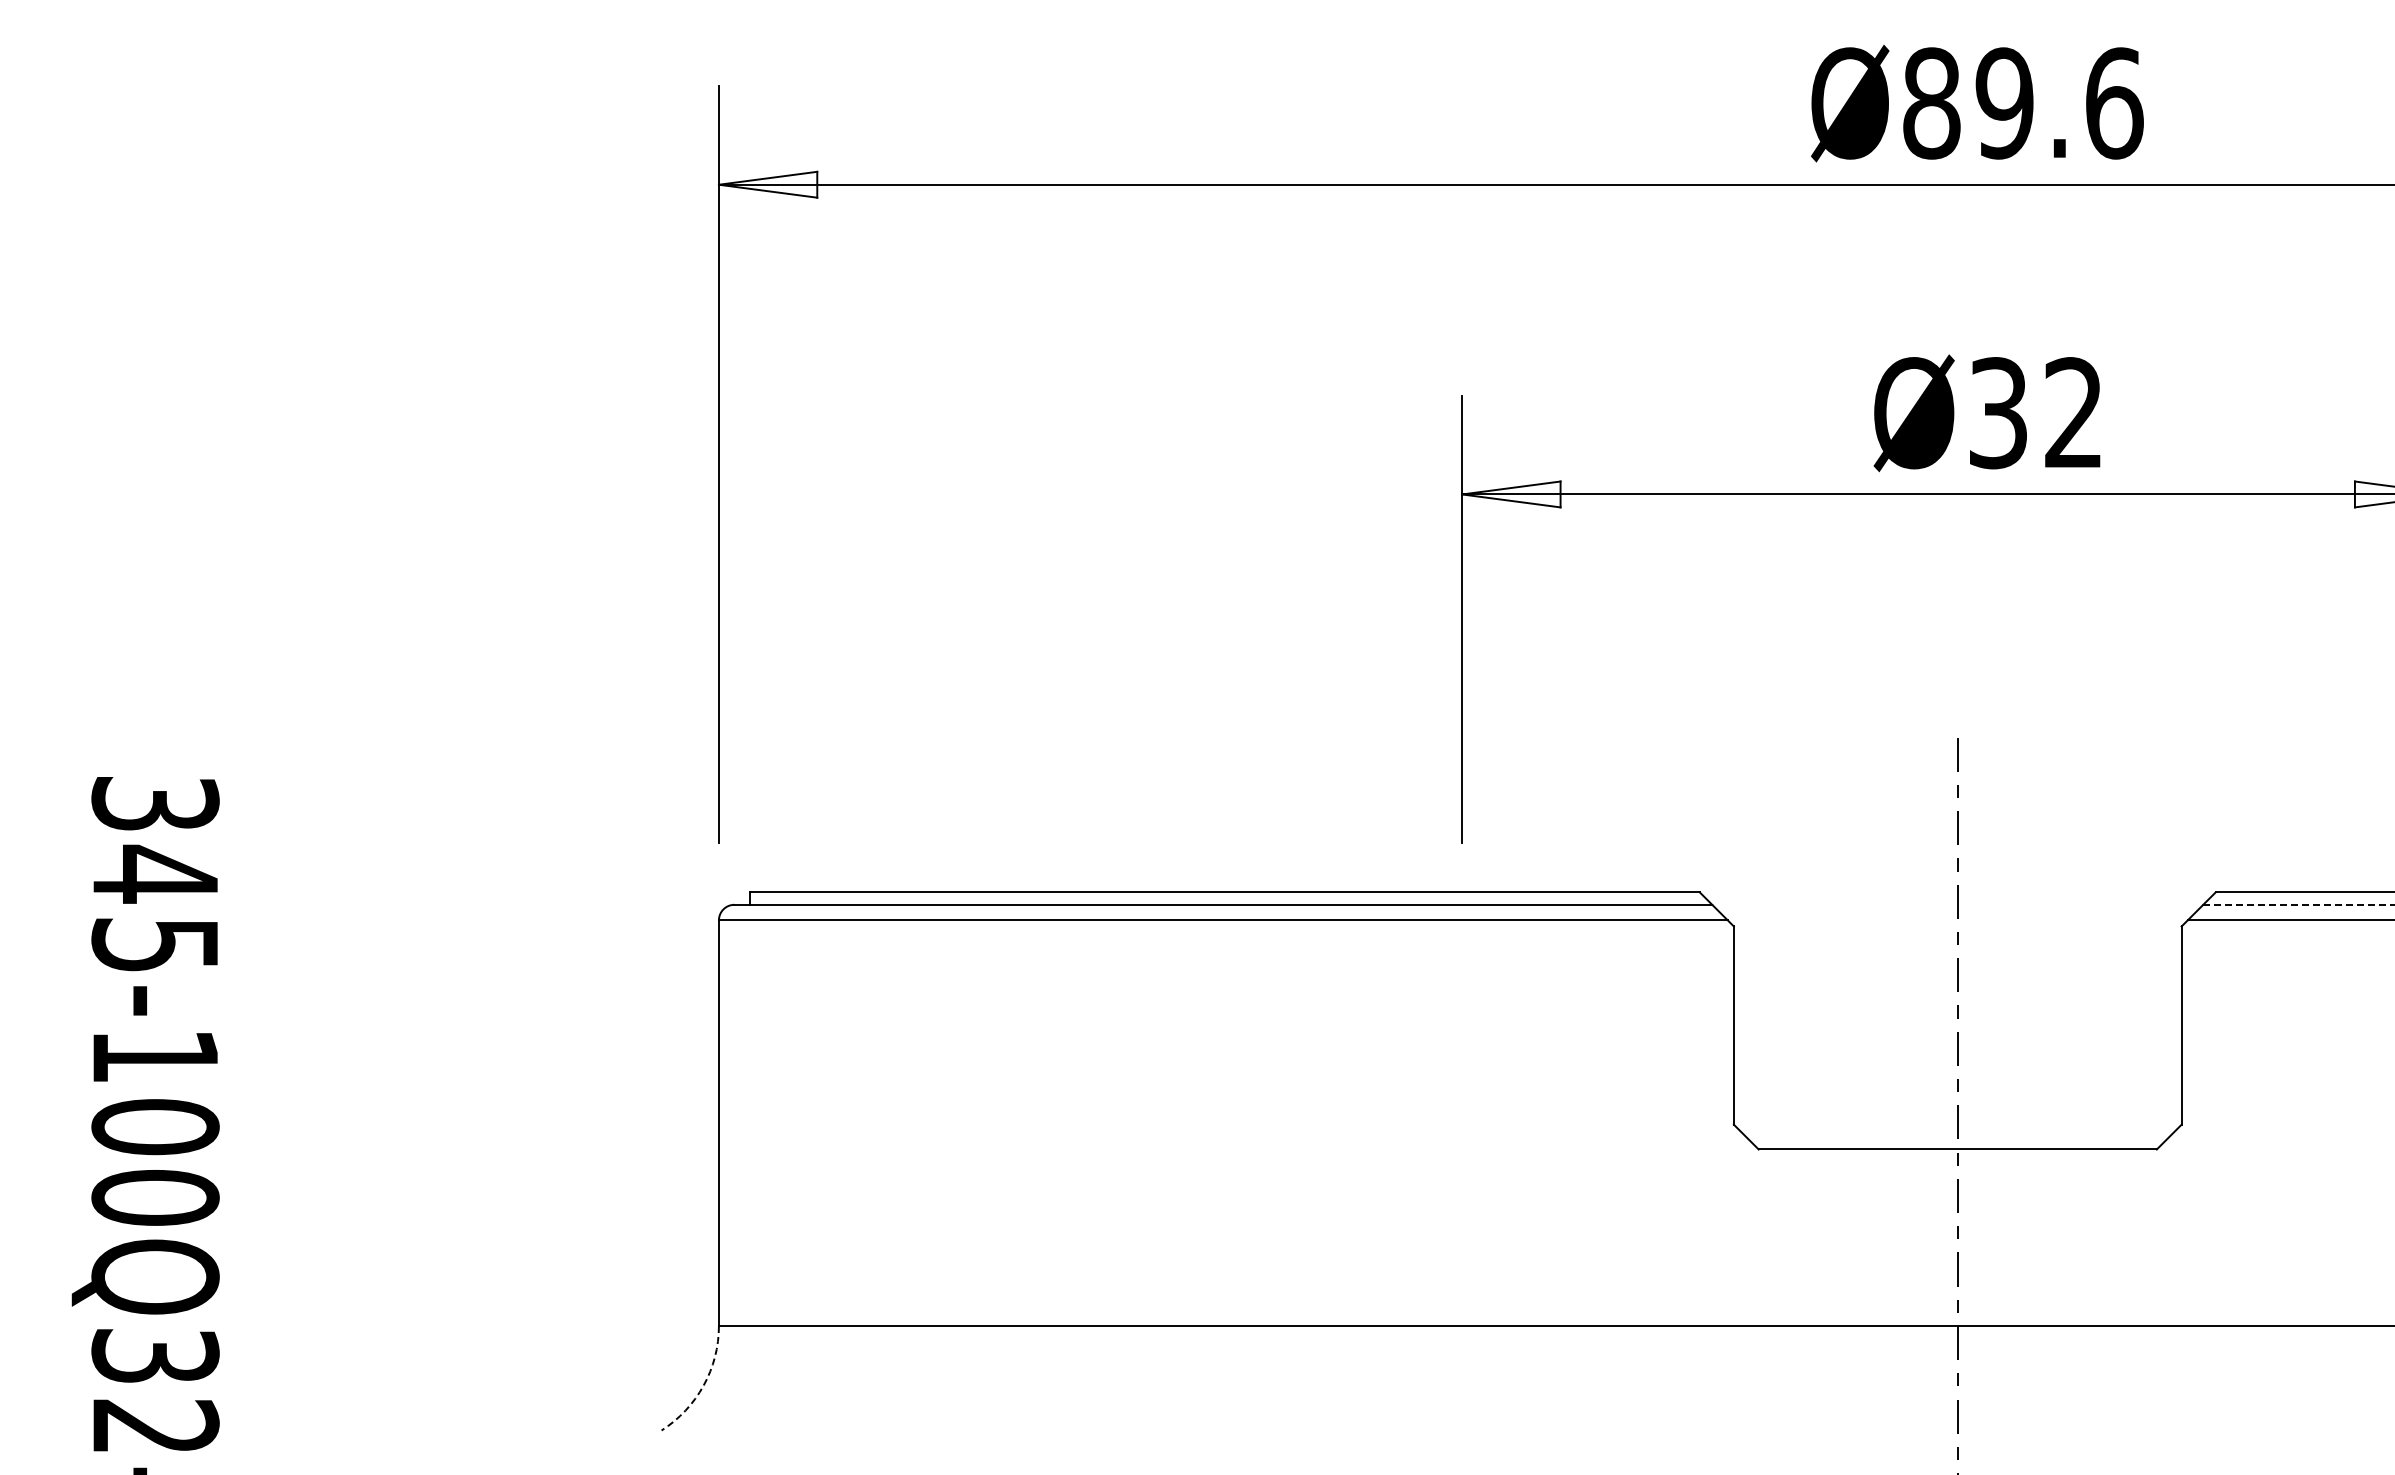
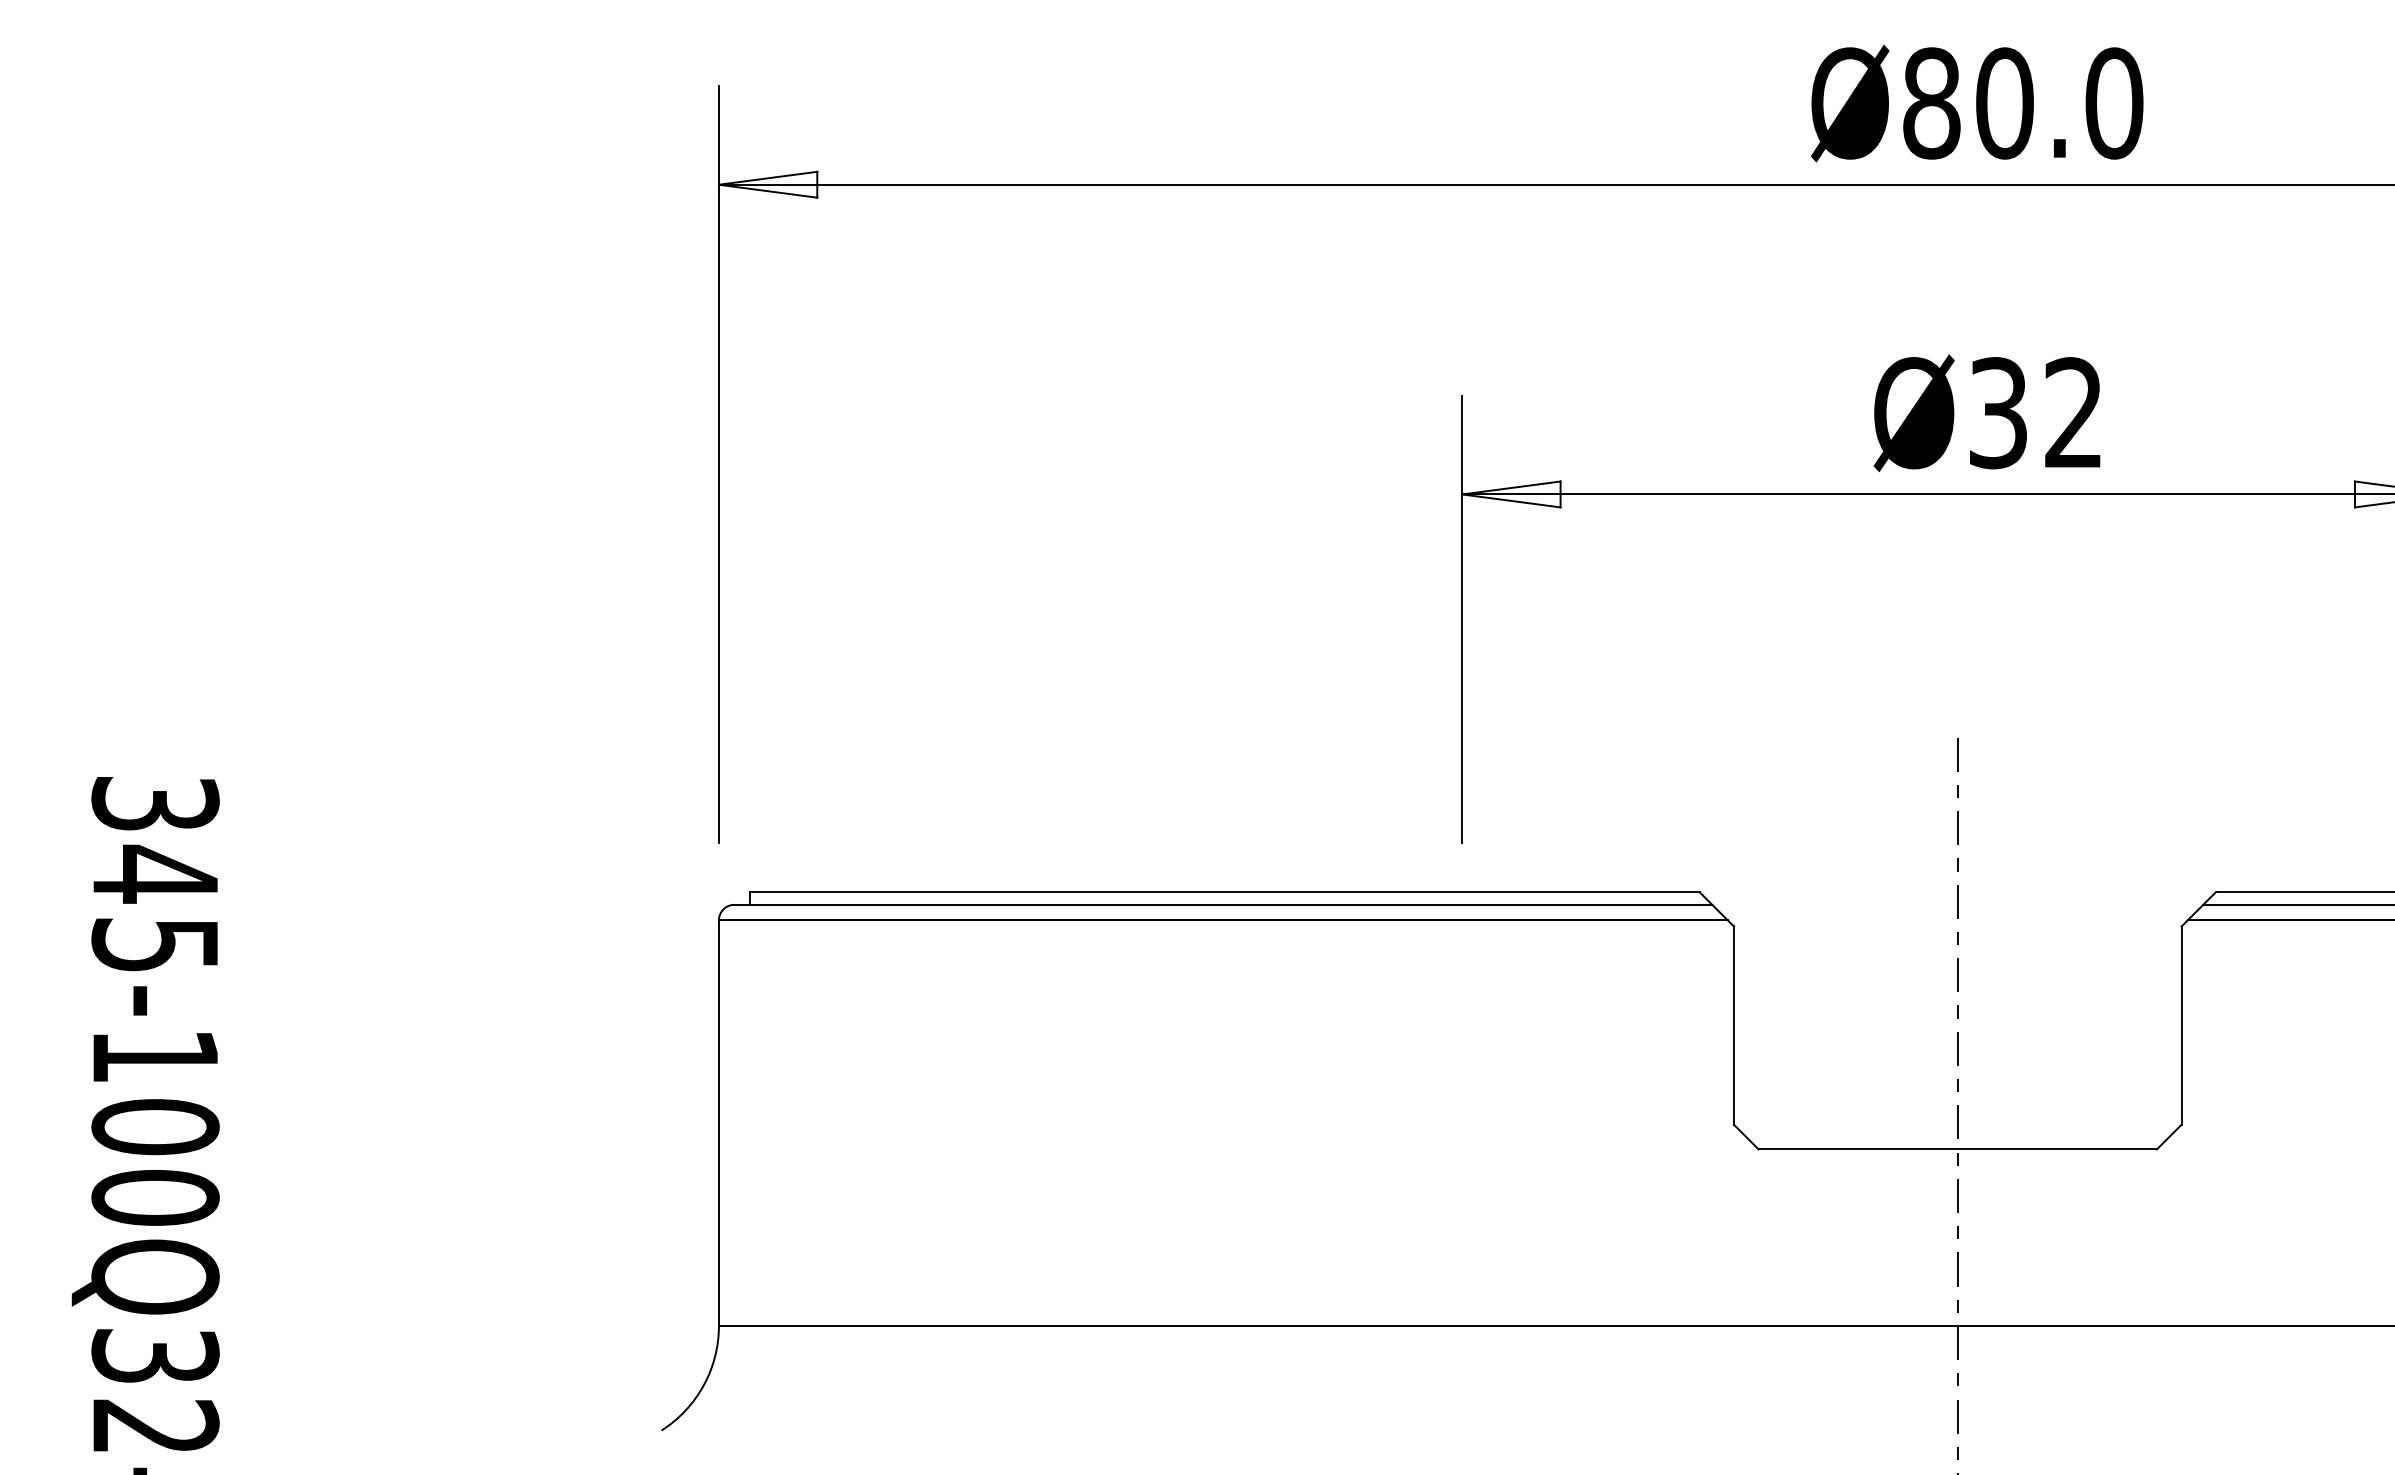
text: Ø89.6 -> Ø80.0 (2059, 103)
line: dashed -> solid (2299, 904)
arc: dashed -> solid (703, 1385)
